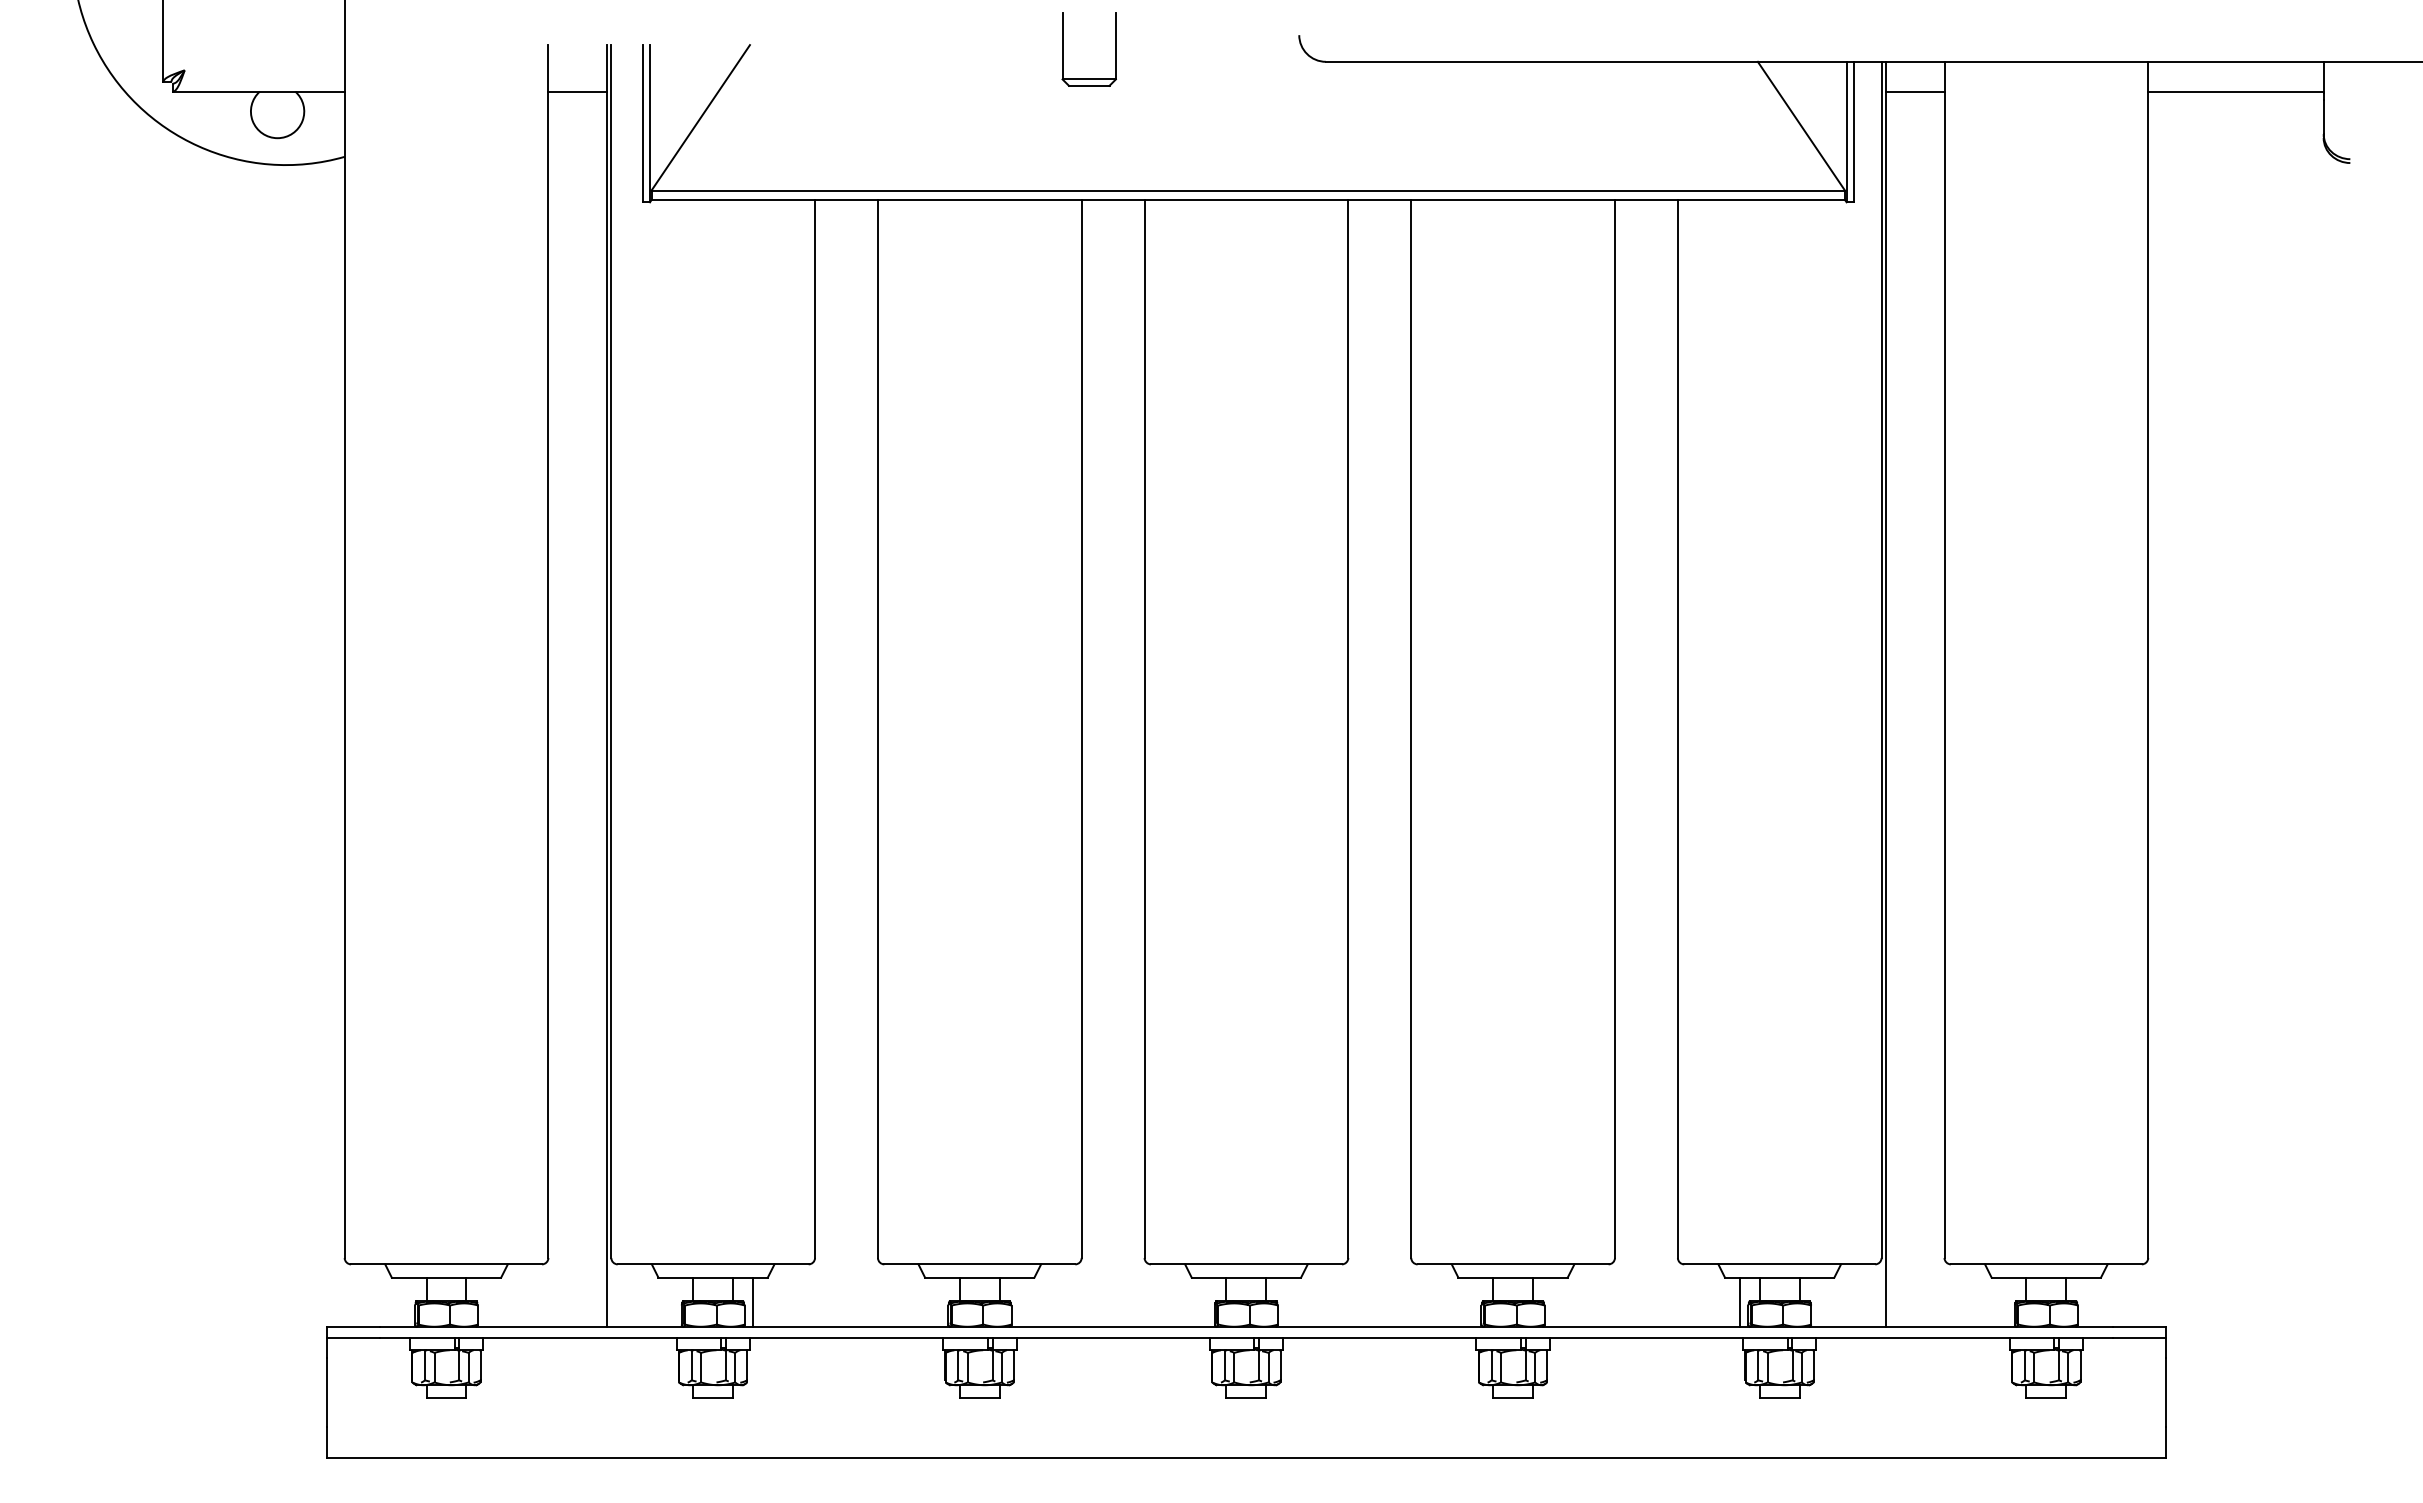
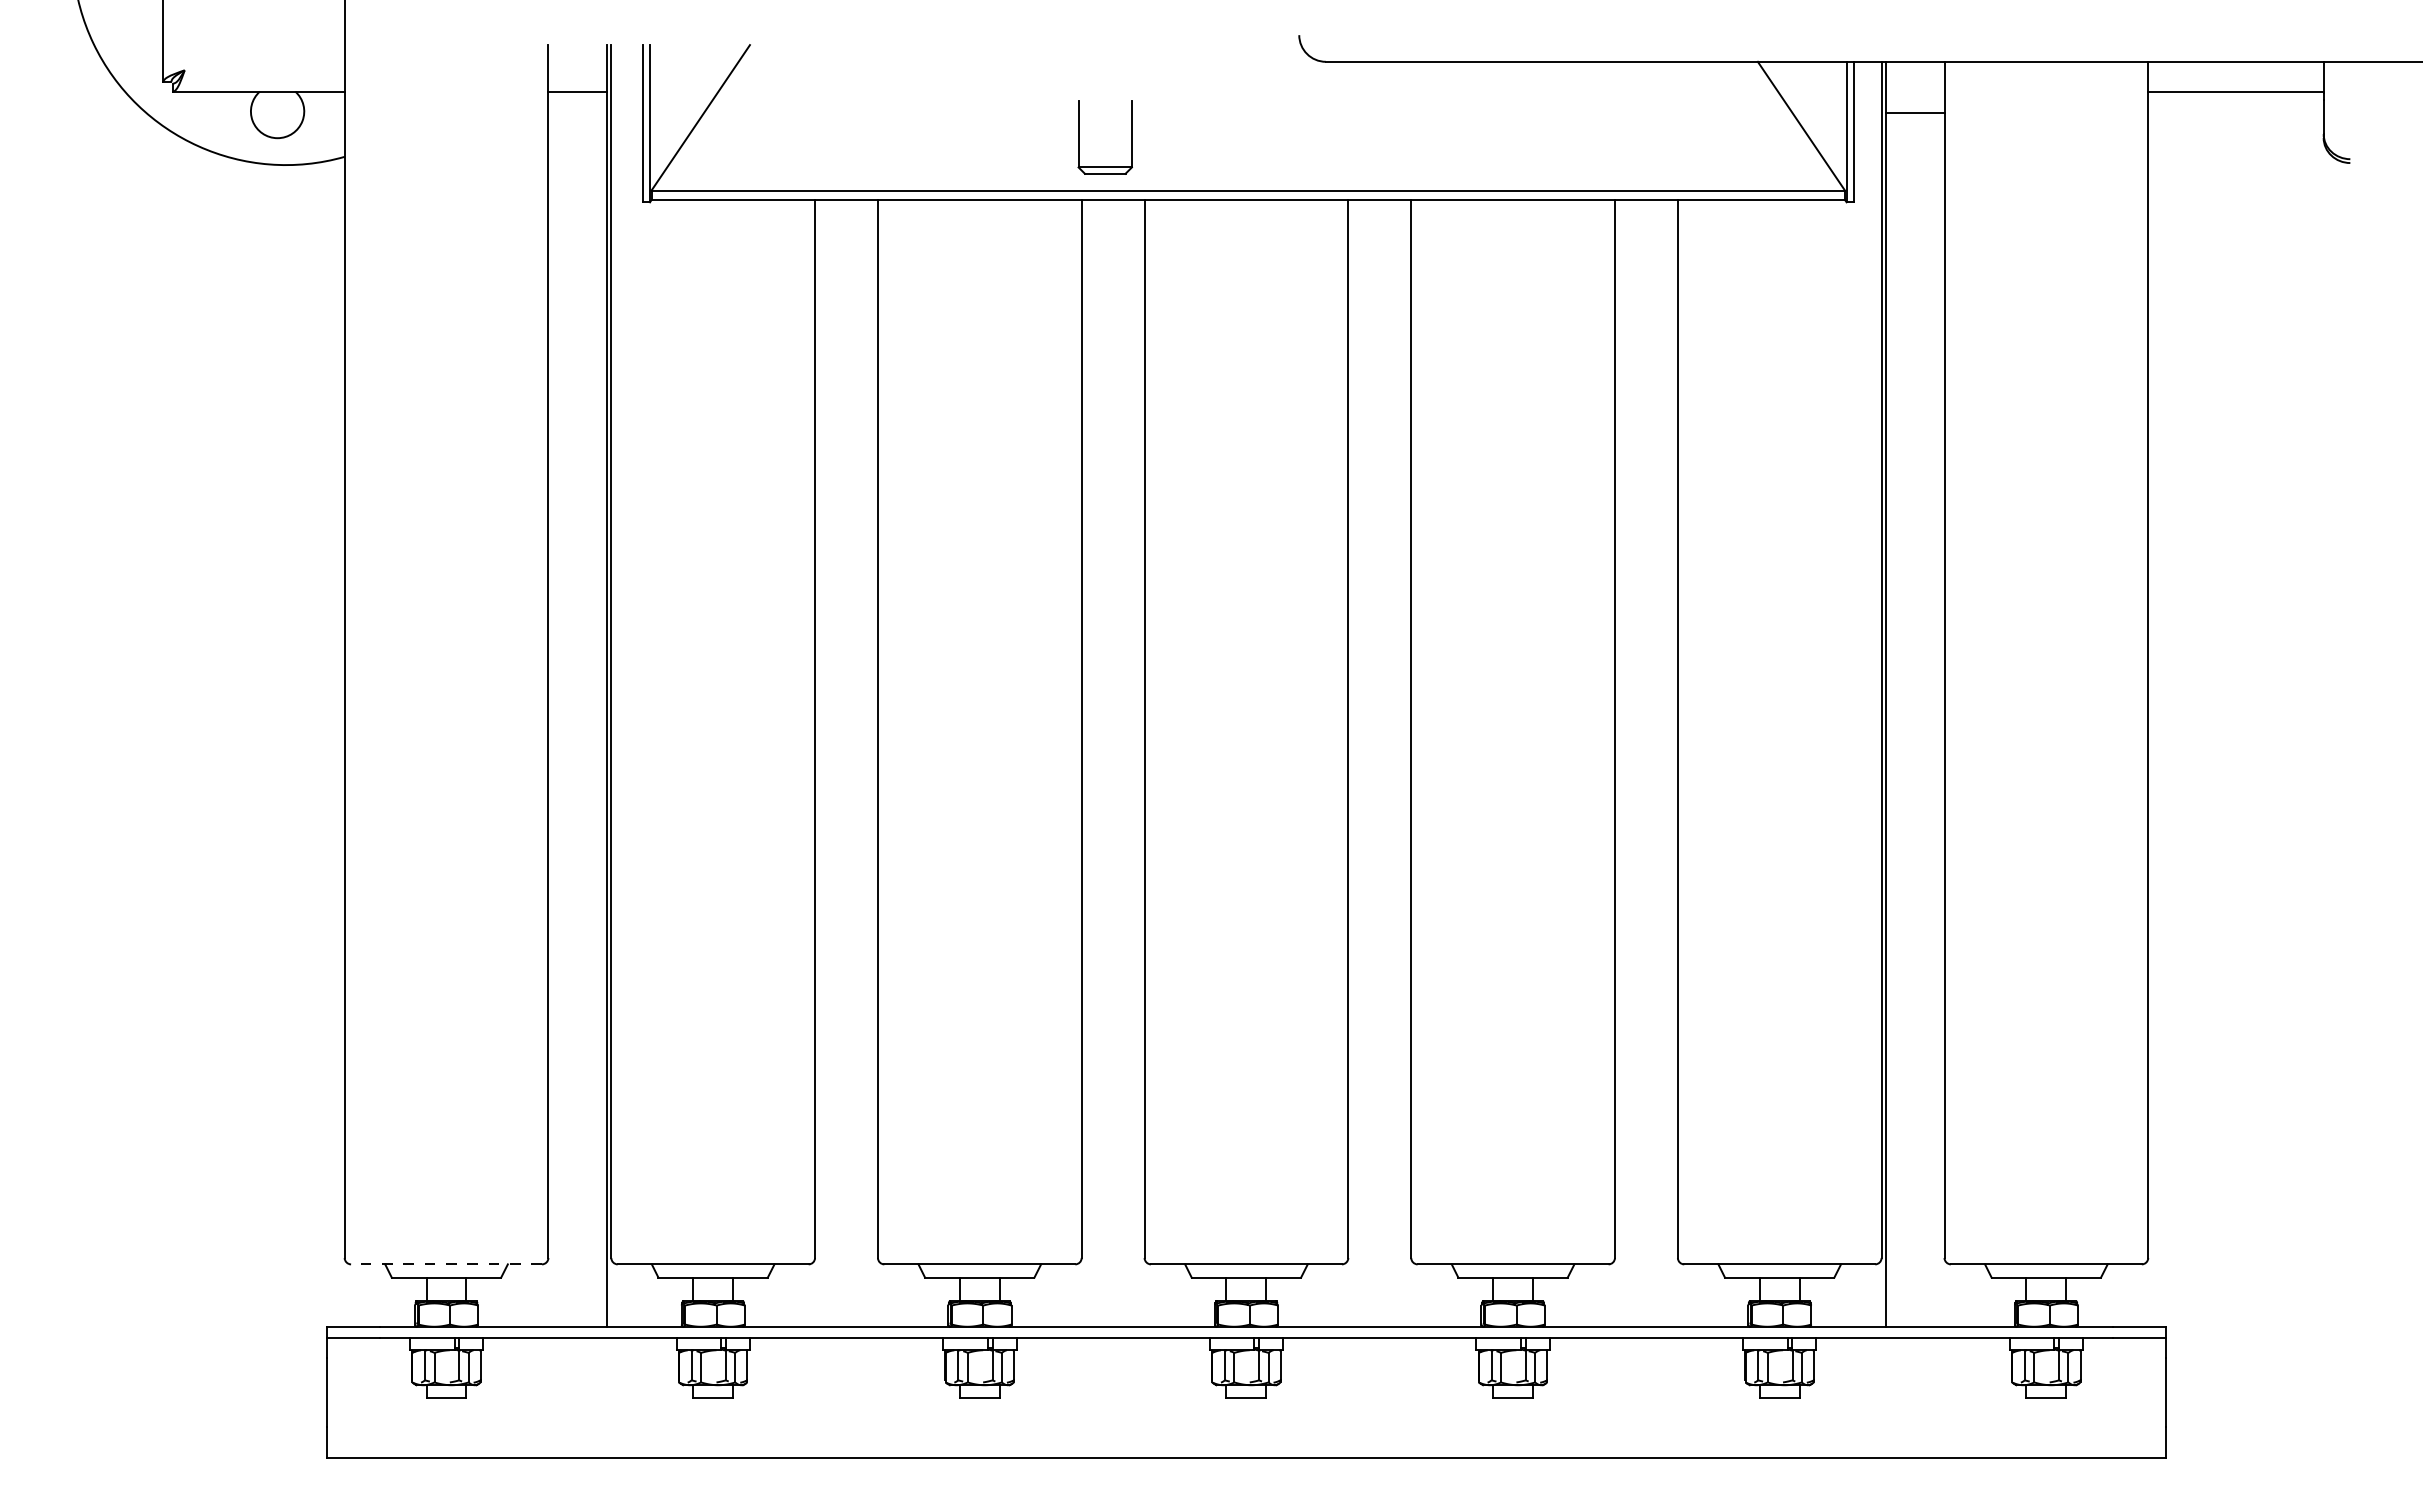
part position: (1063, 49) -> (1079, 137) (1079, 137)
line position: (1915, 91) -> (1915, 112) (1915, 112)
line: solid -> dashed (446, 1264)
line: present -> none (753, 1301)
line: present -> none (1739, 1301)
